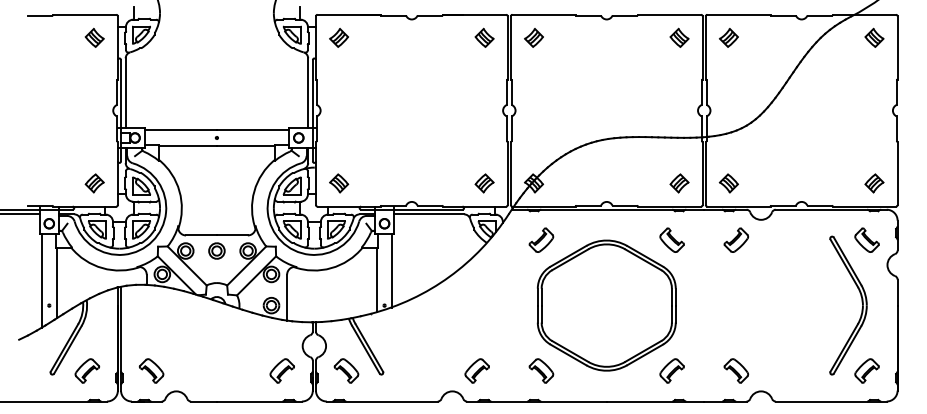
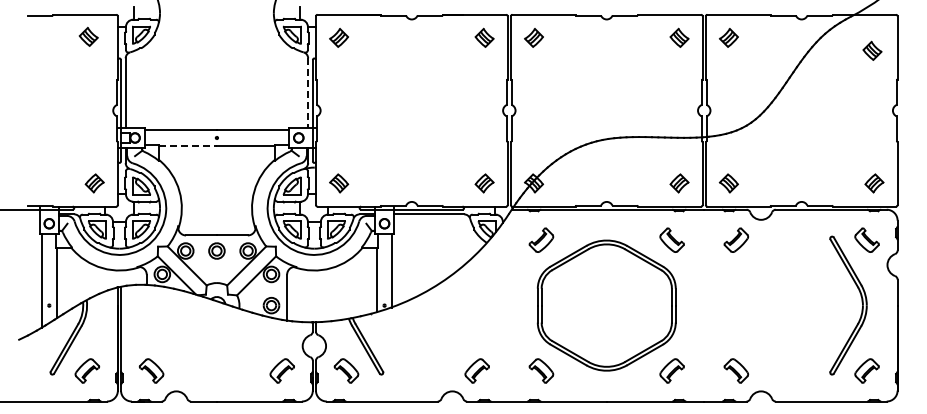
part position: (94, 37) -> (88, 36) (88, 36)
part position: (874, 37) -> (872, 50) (872, 50)
line: solid -> dashed (308, 93)
line: solid -> dashed (188, 145)
line: present -> none (20, 214)
